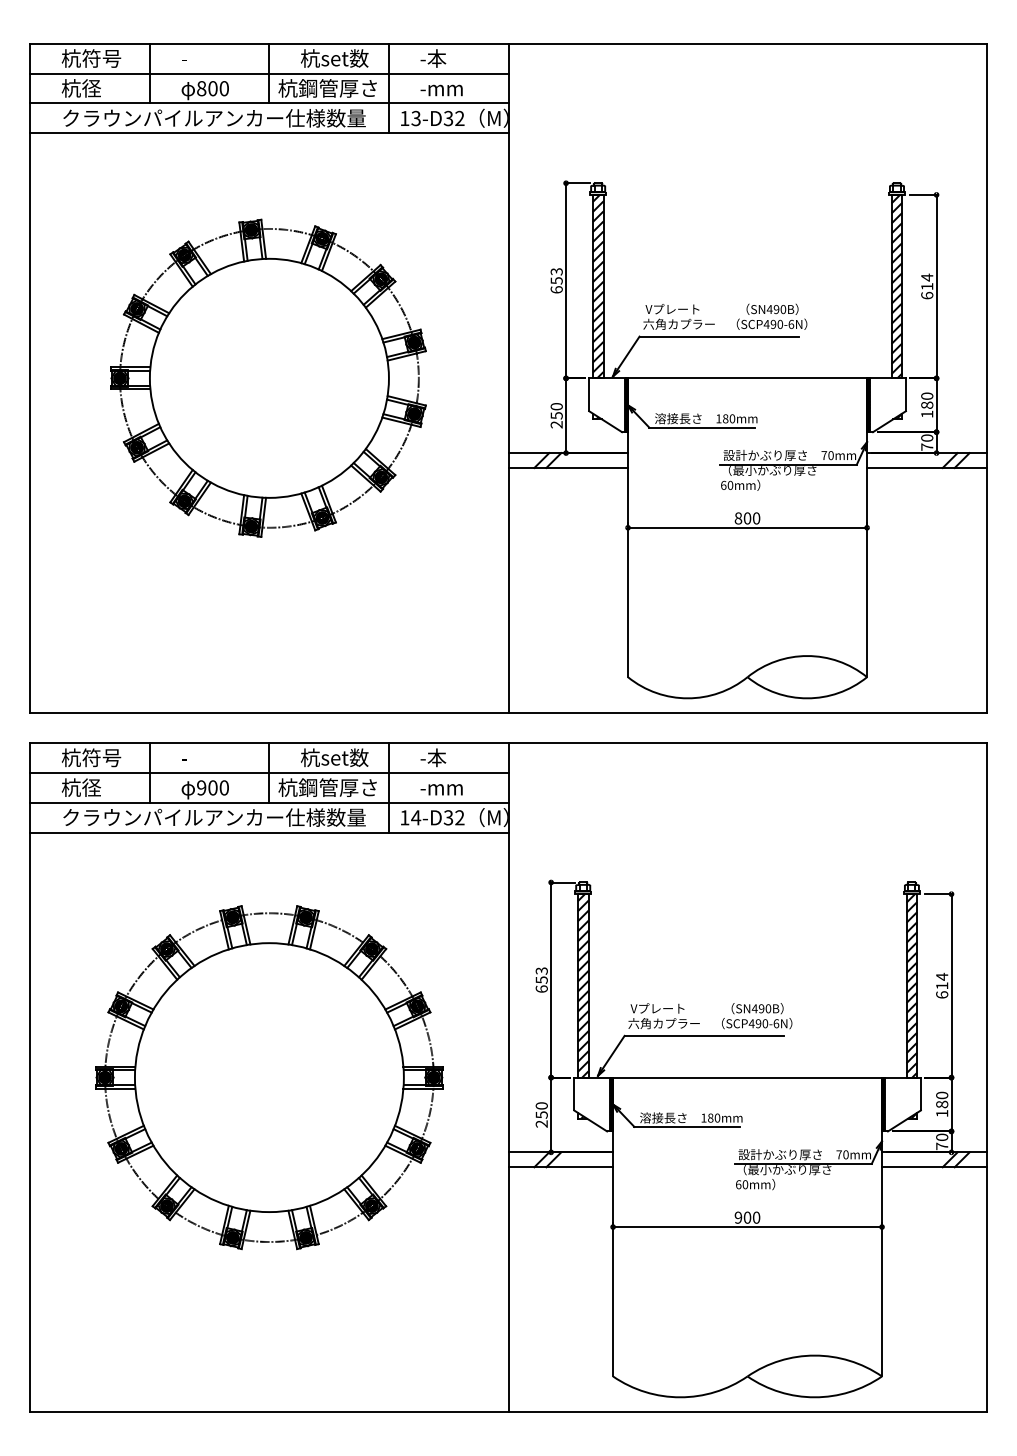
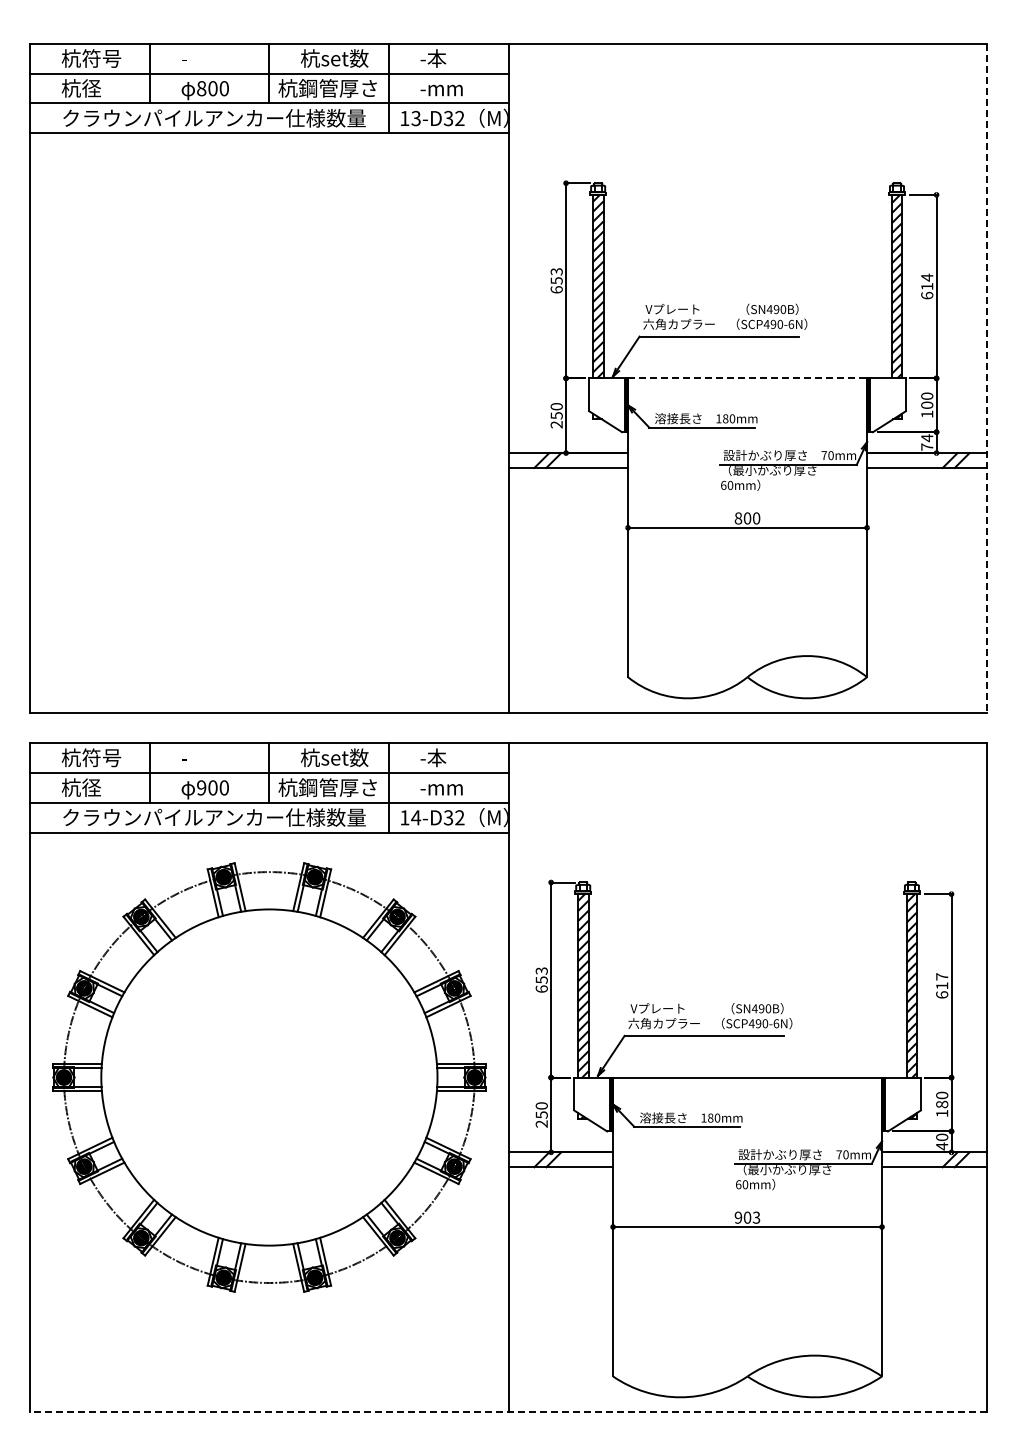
part: present -> none (268, 377)
line: solid -> dashed (747, 378)
line: solid -> dashed (986, 378)
text: 180 -> 100 (926, 404)
text: 70 -> 74 (927, 438)
text: 614 -> 617 (942, 976)
part size: 349x346 px -> 435x431 px (269, 1077)
text: 70 -> 40 (942, 1146)
text: 900 -> 903 (756, 1217)
line: solid -> dashed (508, 1412)
